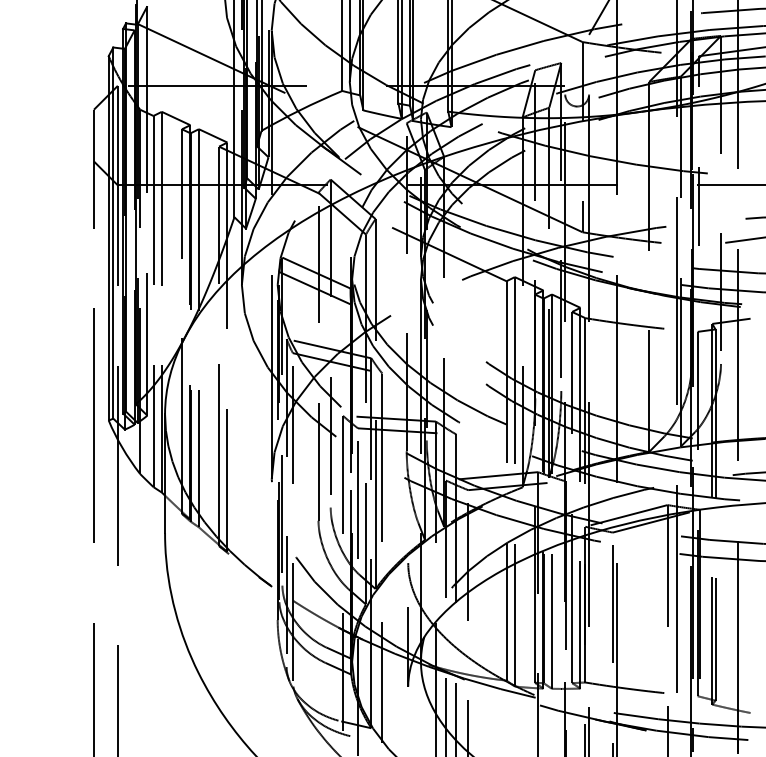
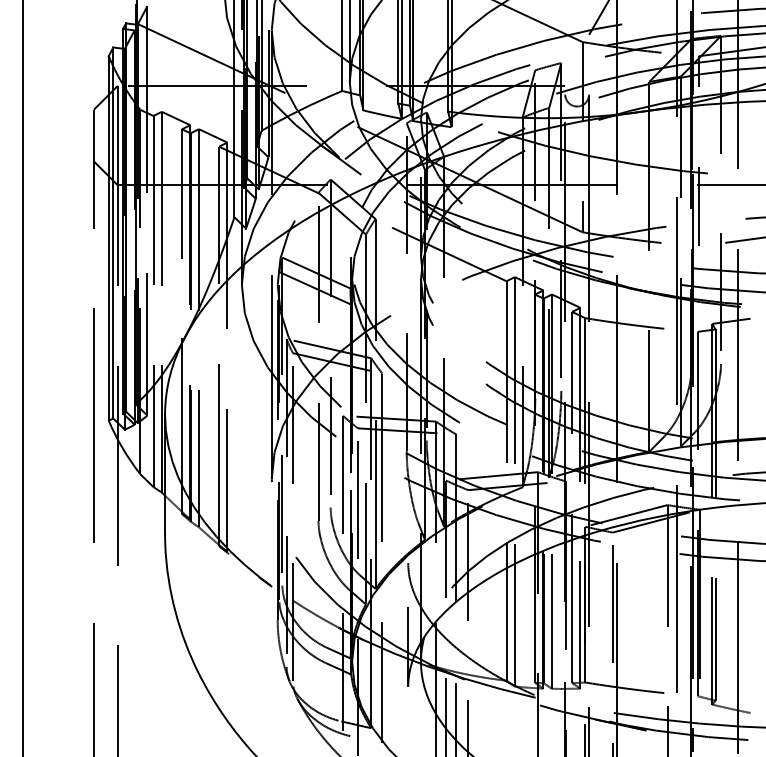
line: none -> present (22, 377)
